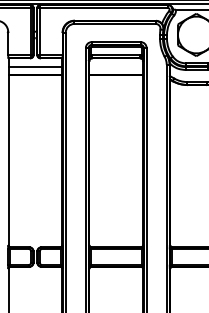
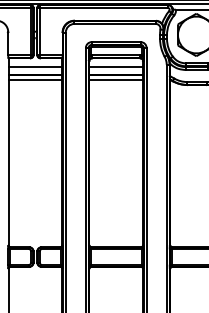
line: none -> present (116, 66)
line: none -> present (35, 79)
line: none -> present (116, 79)
